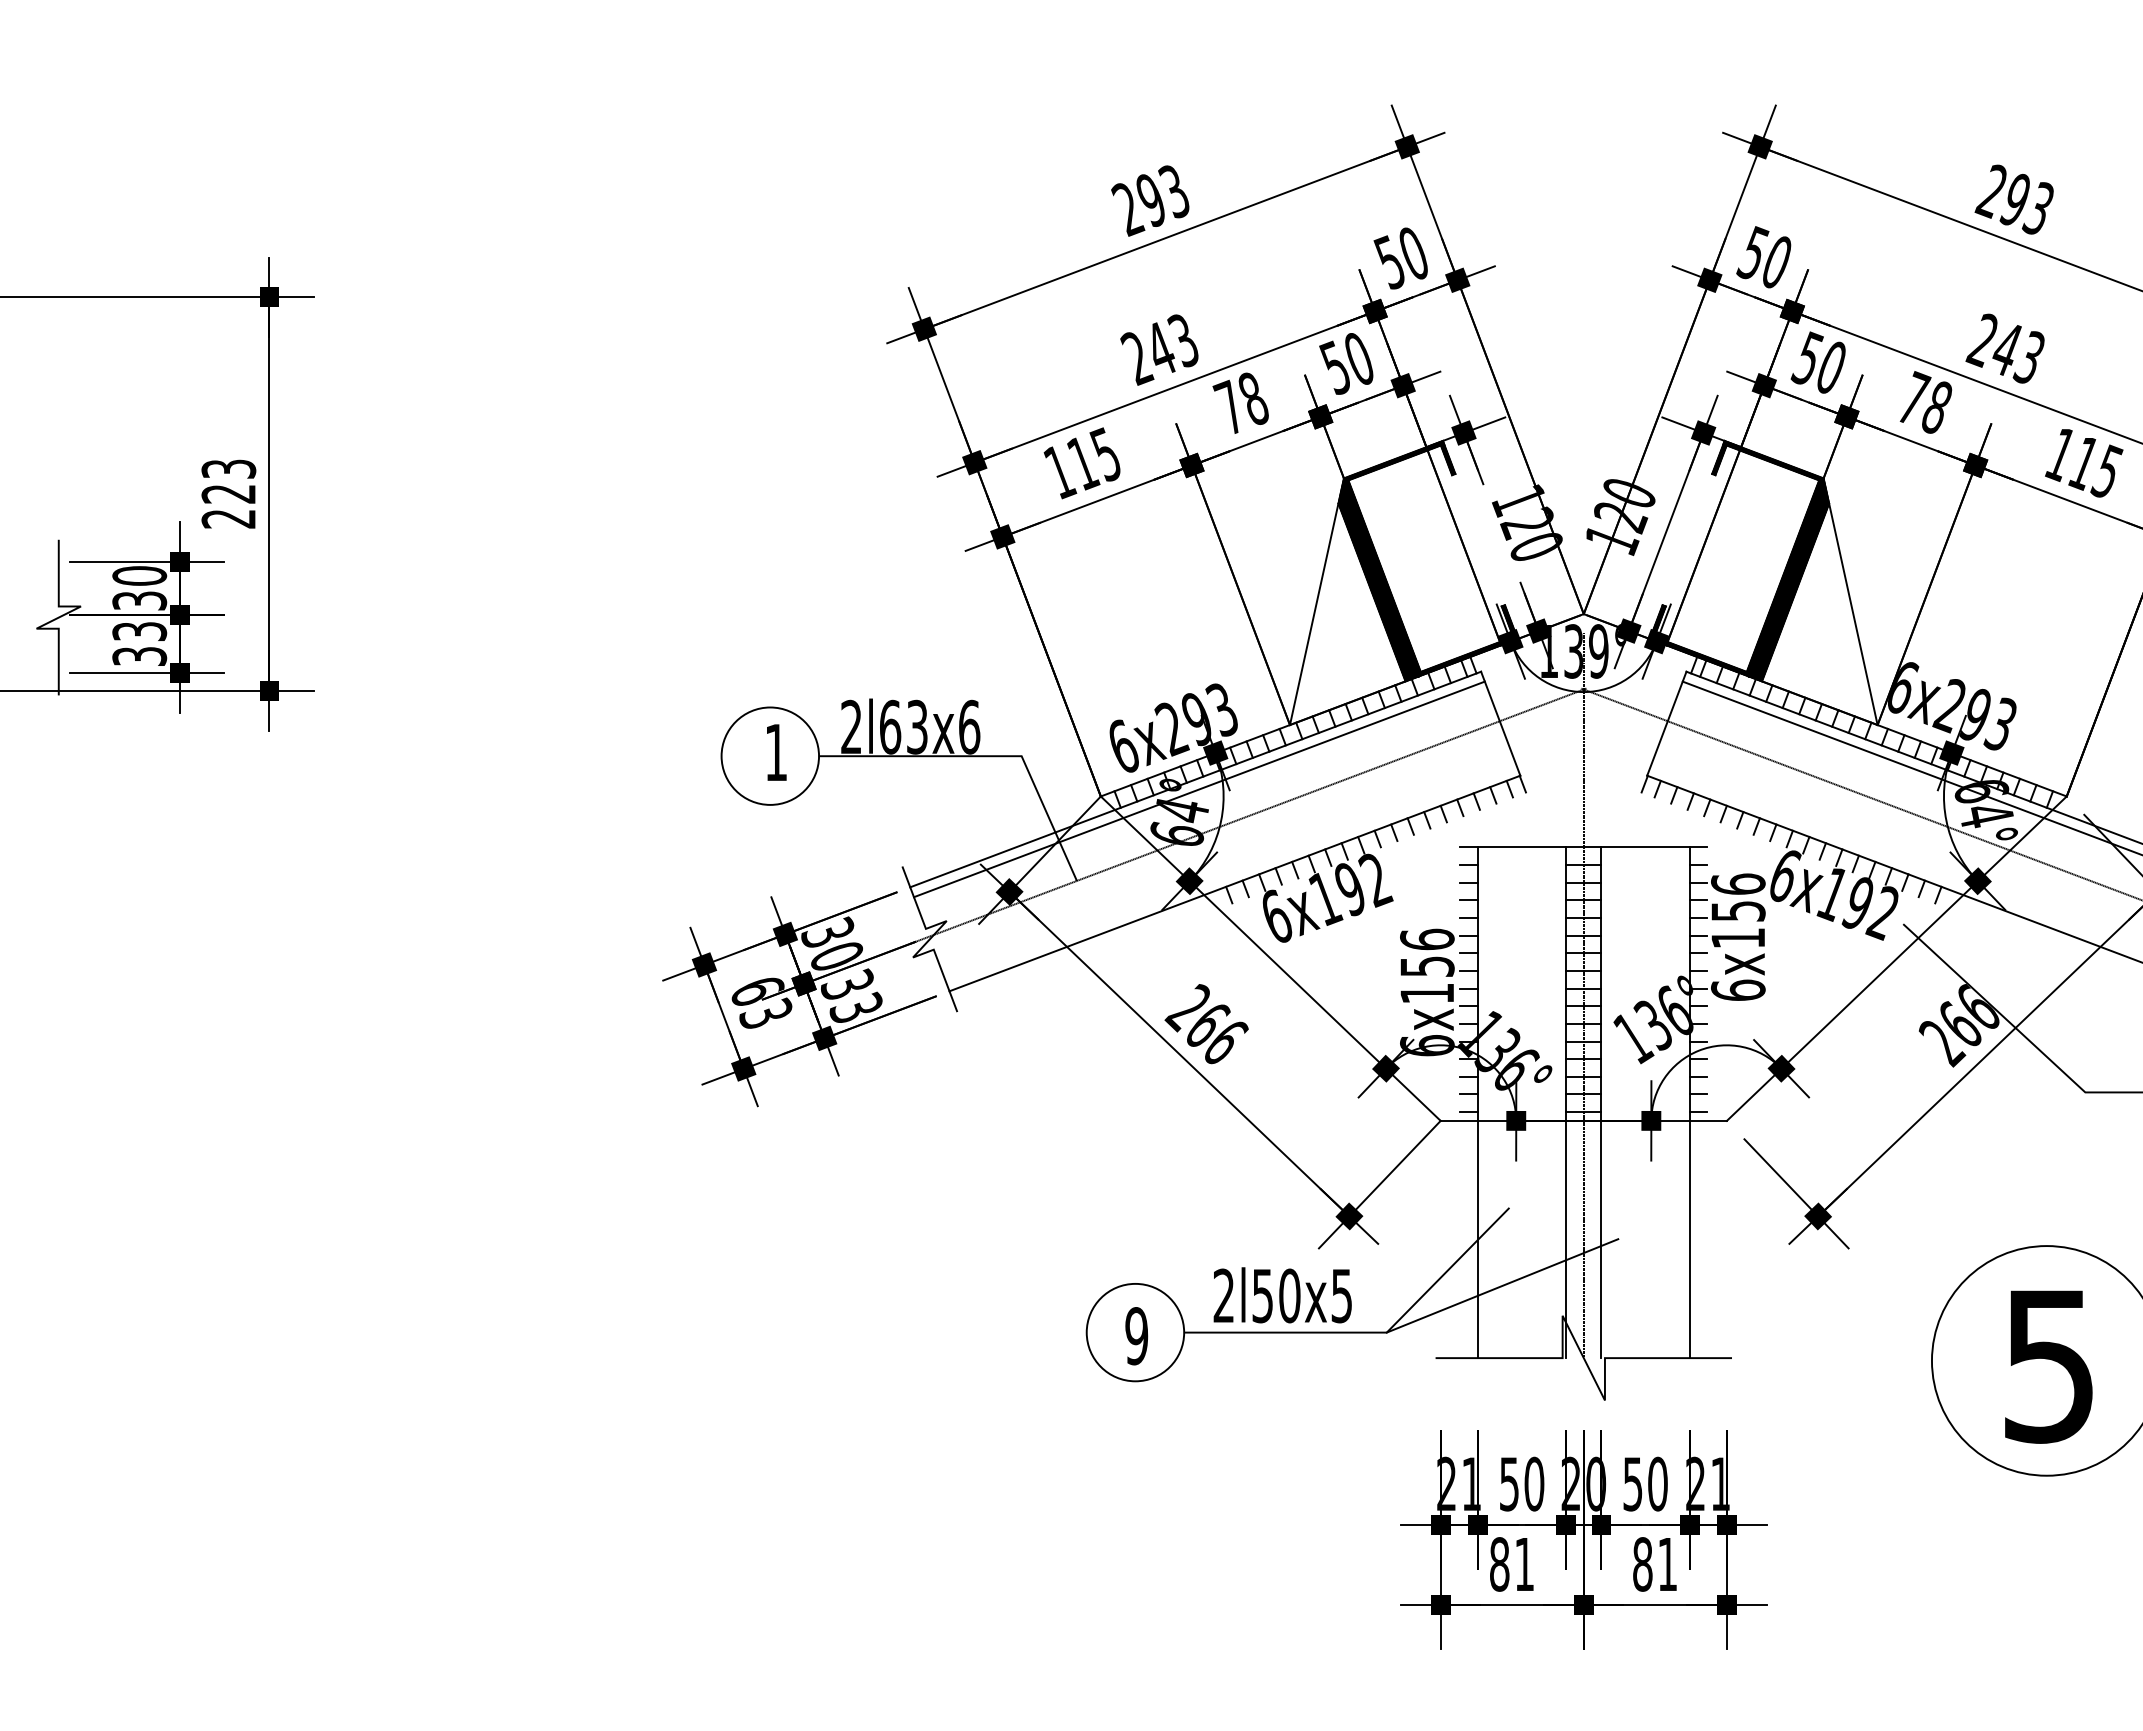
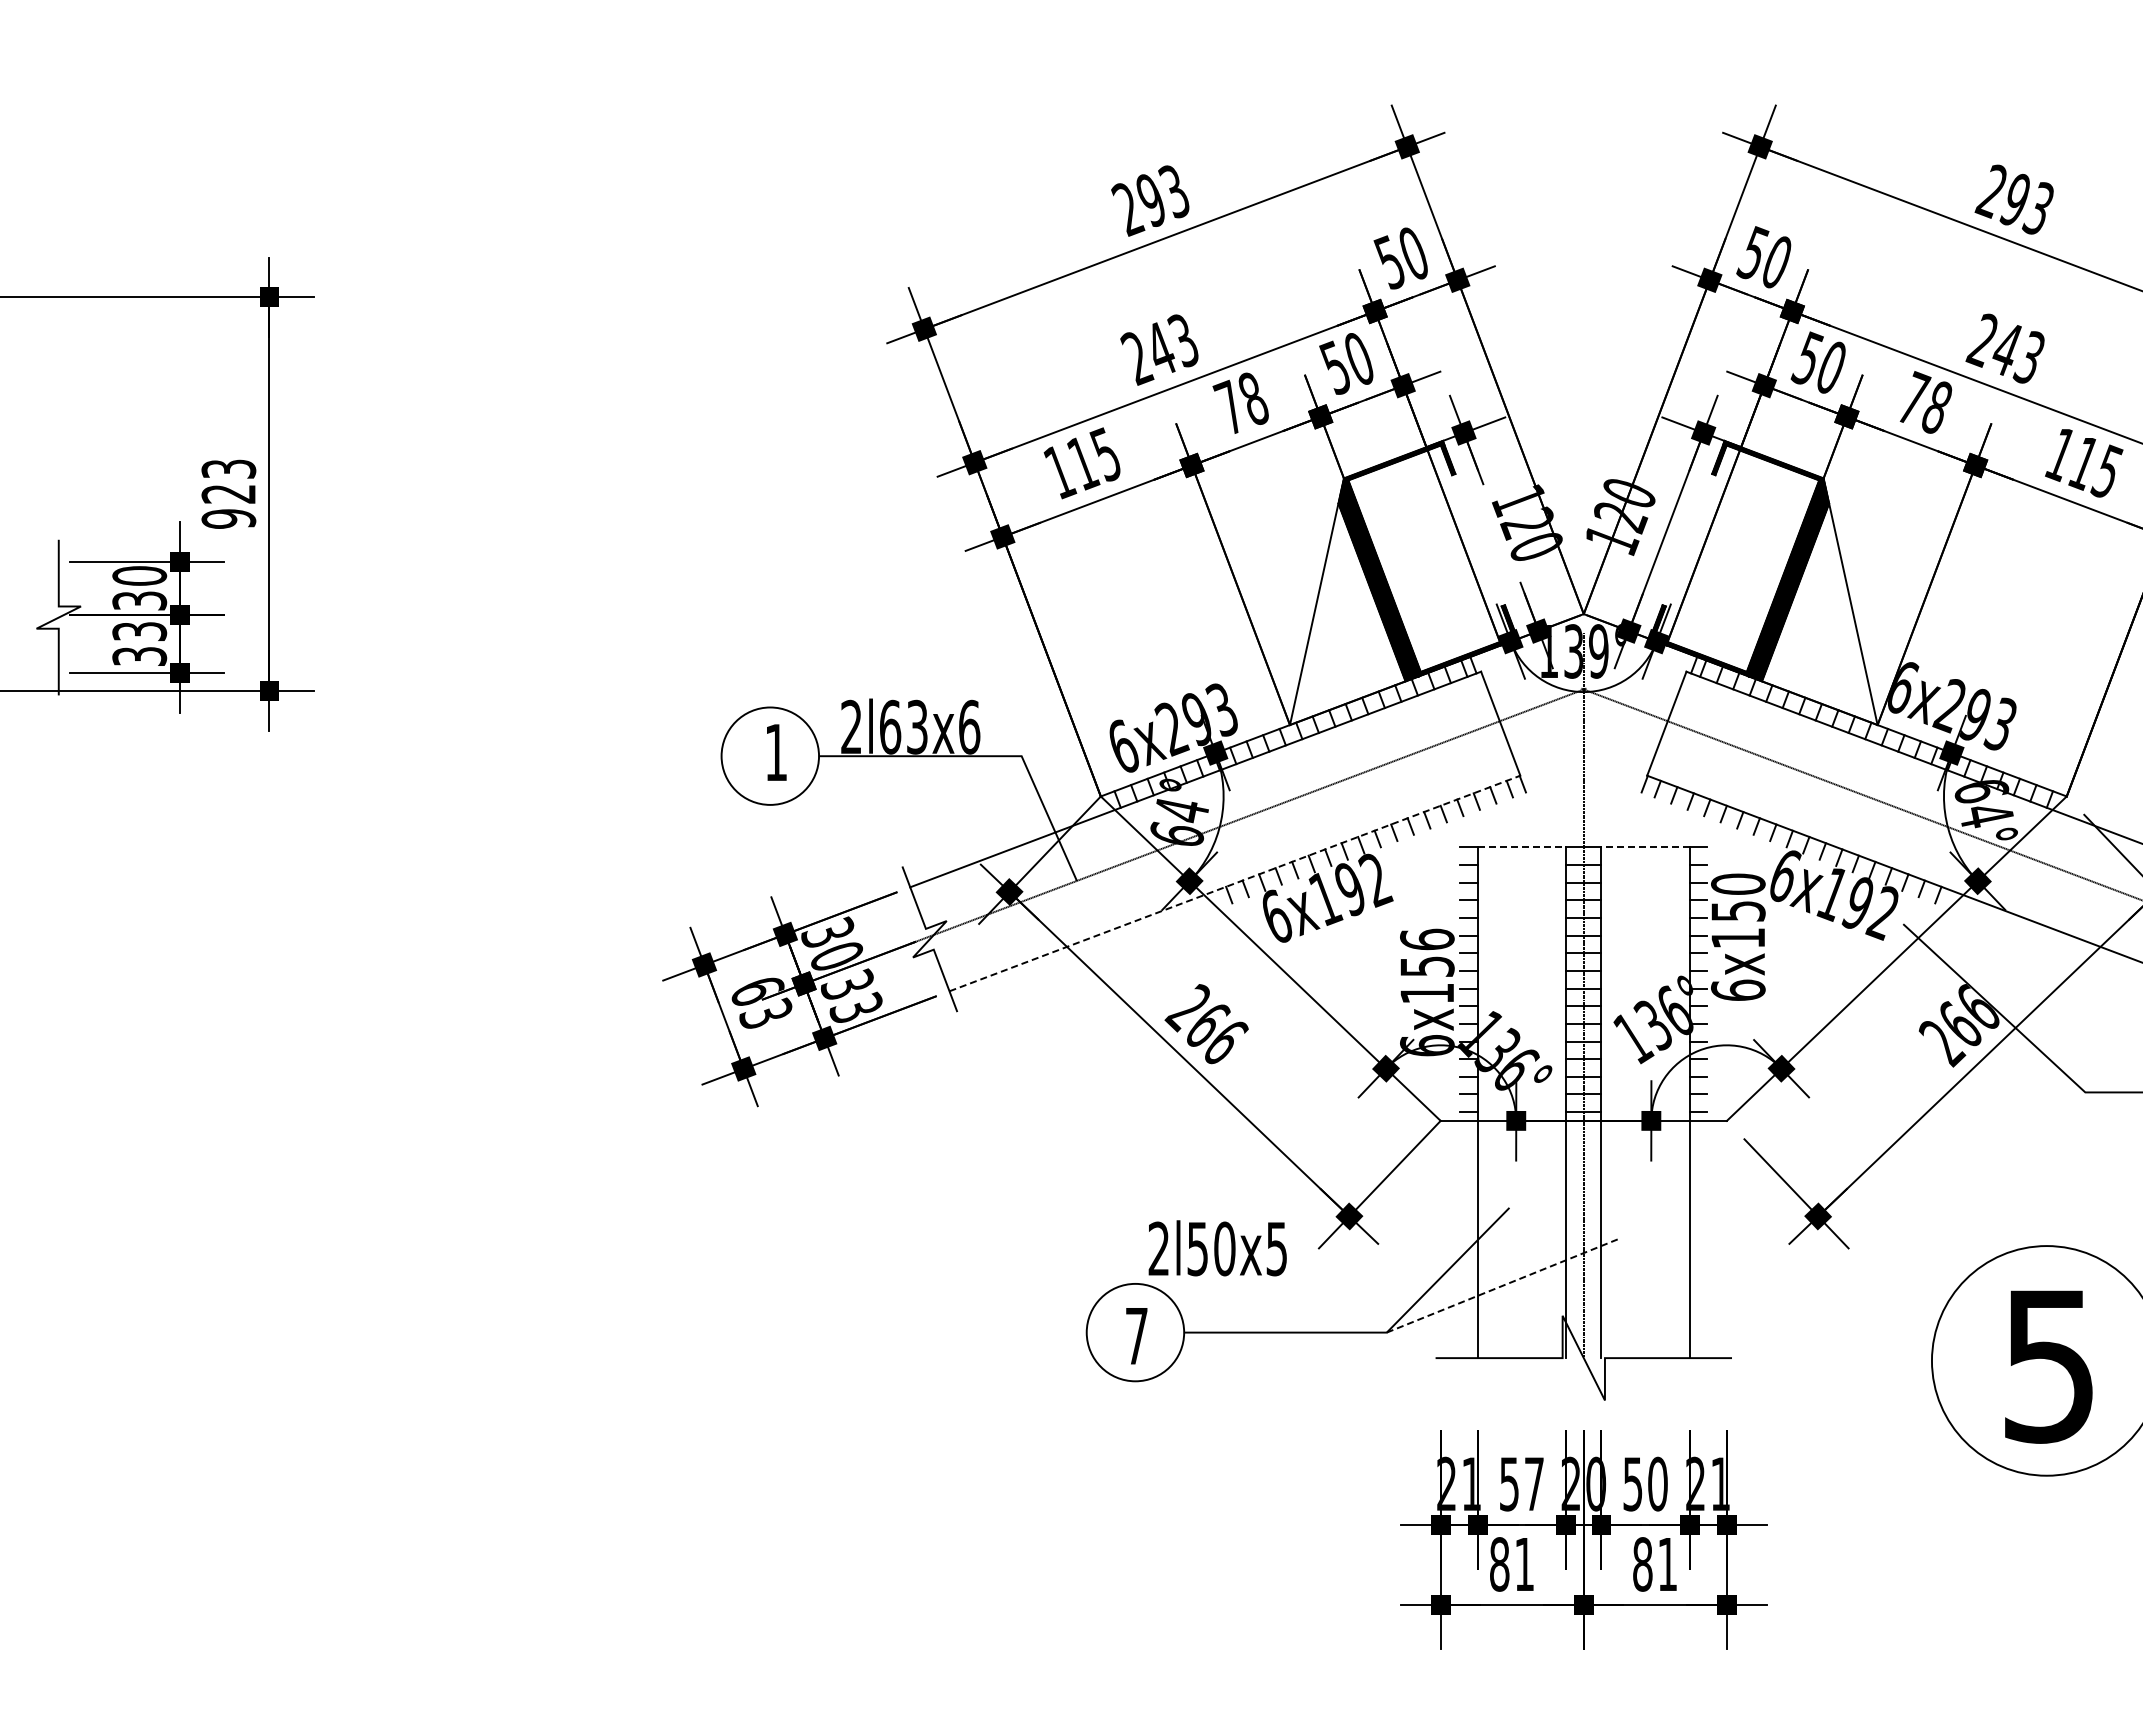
text: 223 -> 923 (228, 518)
line: present -> none (1910, 767)
line: present -> none (1198, 789)
line: solid -> dashed (1522, 846)
line: solid -> dashed (1645, 846)
line: solid -> dashed (1235, 883)
text: 6x156 -> 6x150 (1738, 883)
line: solid -> dashed (1502, 1285)
text position: (1282, 1295) -> (1217, 1248) (1217, 1248)
text: 9 -> 7 (1136, 1336)
text: 50 -> 57 (1534, 1483)
